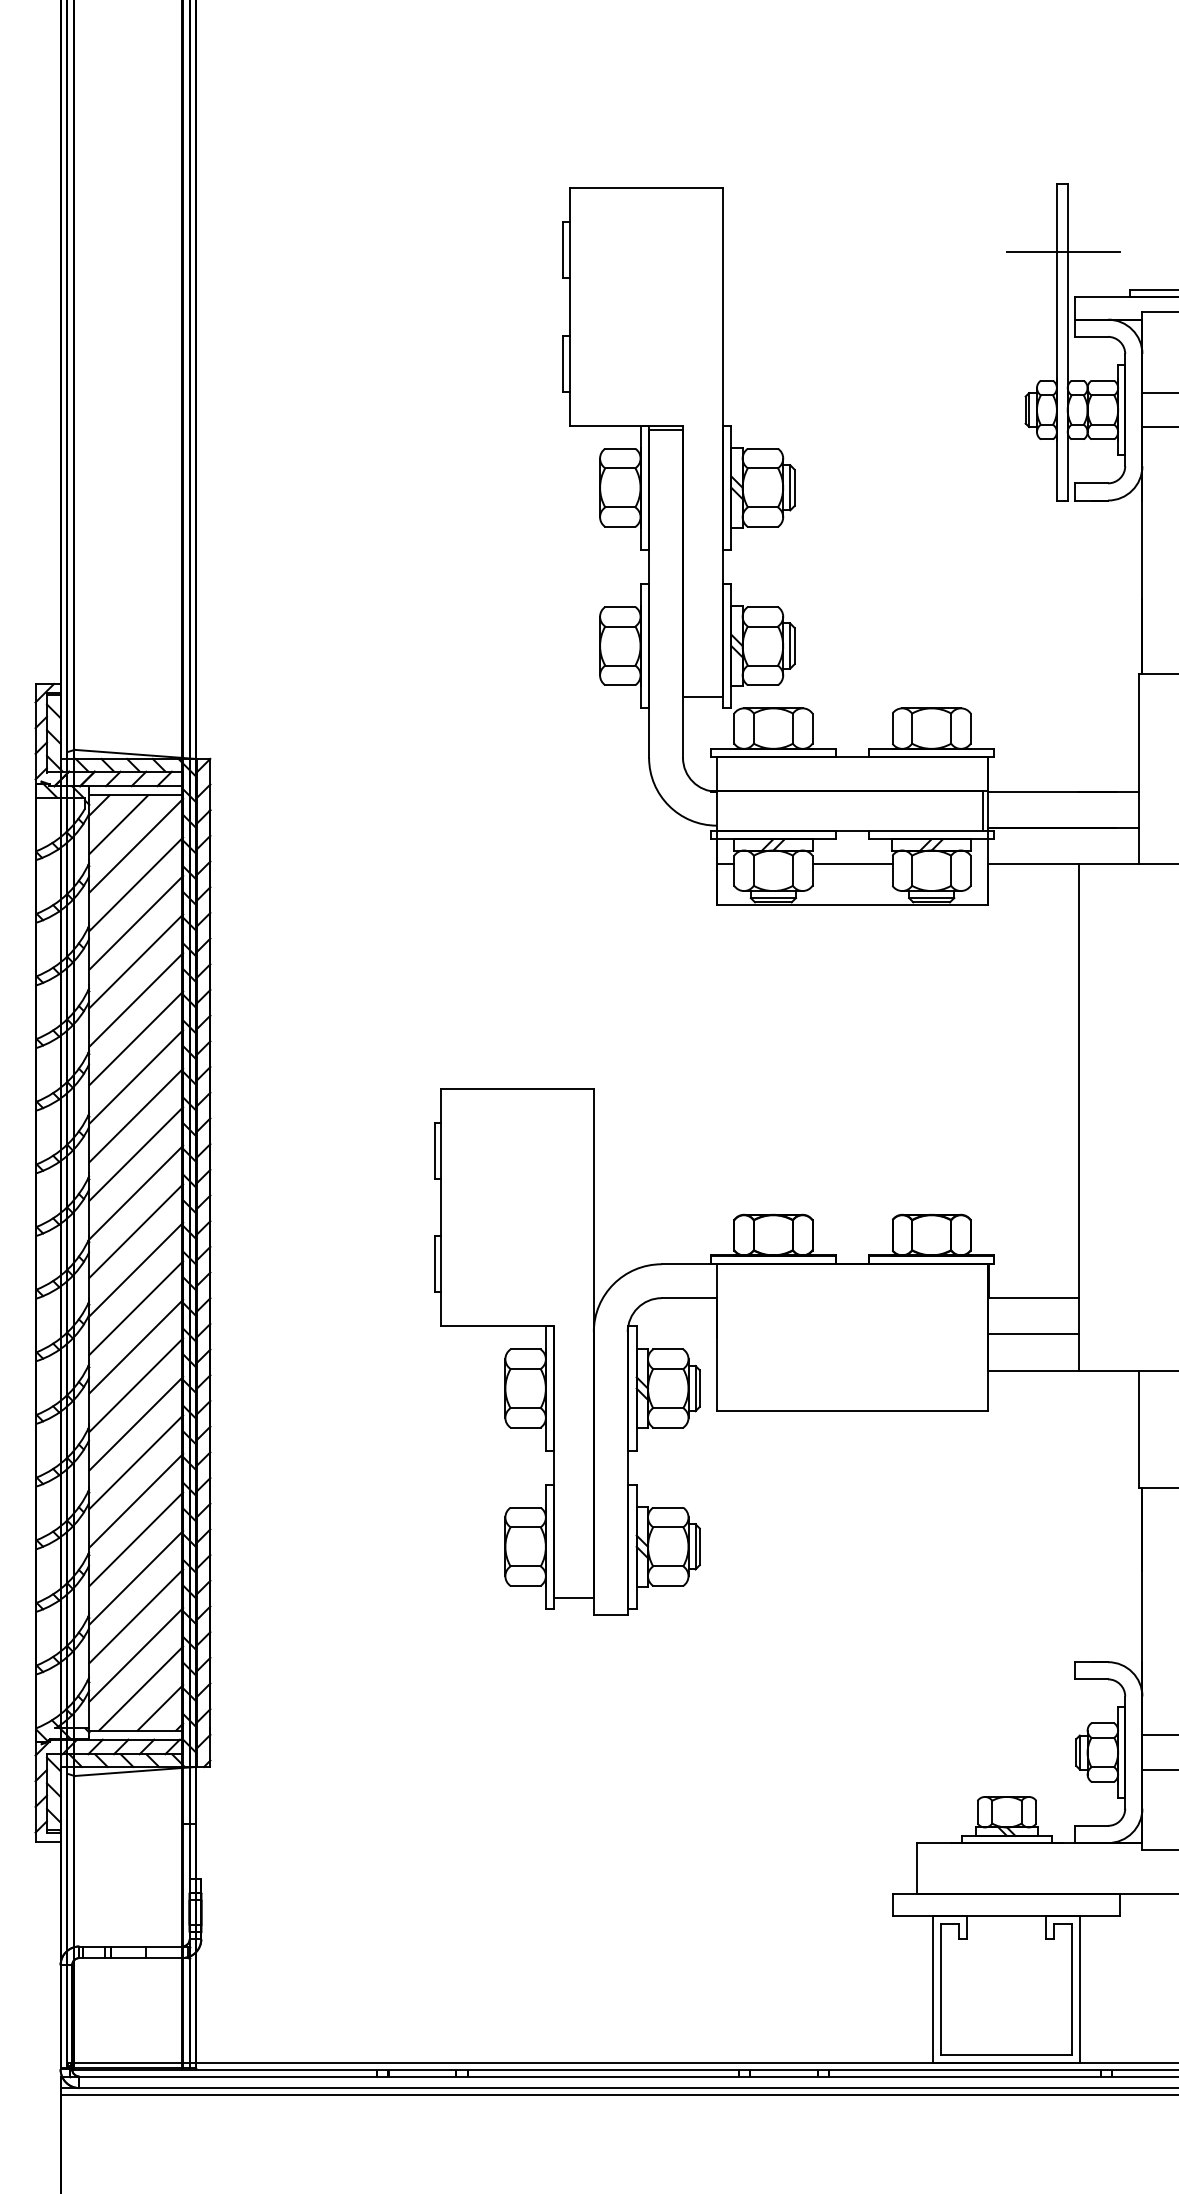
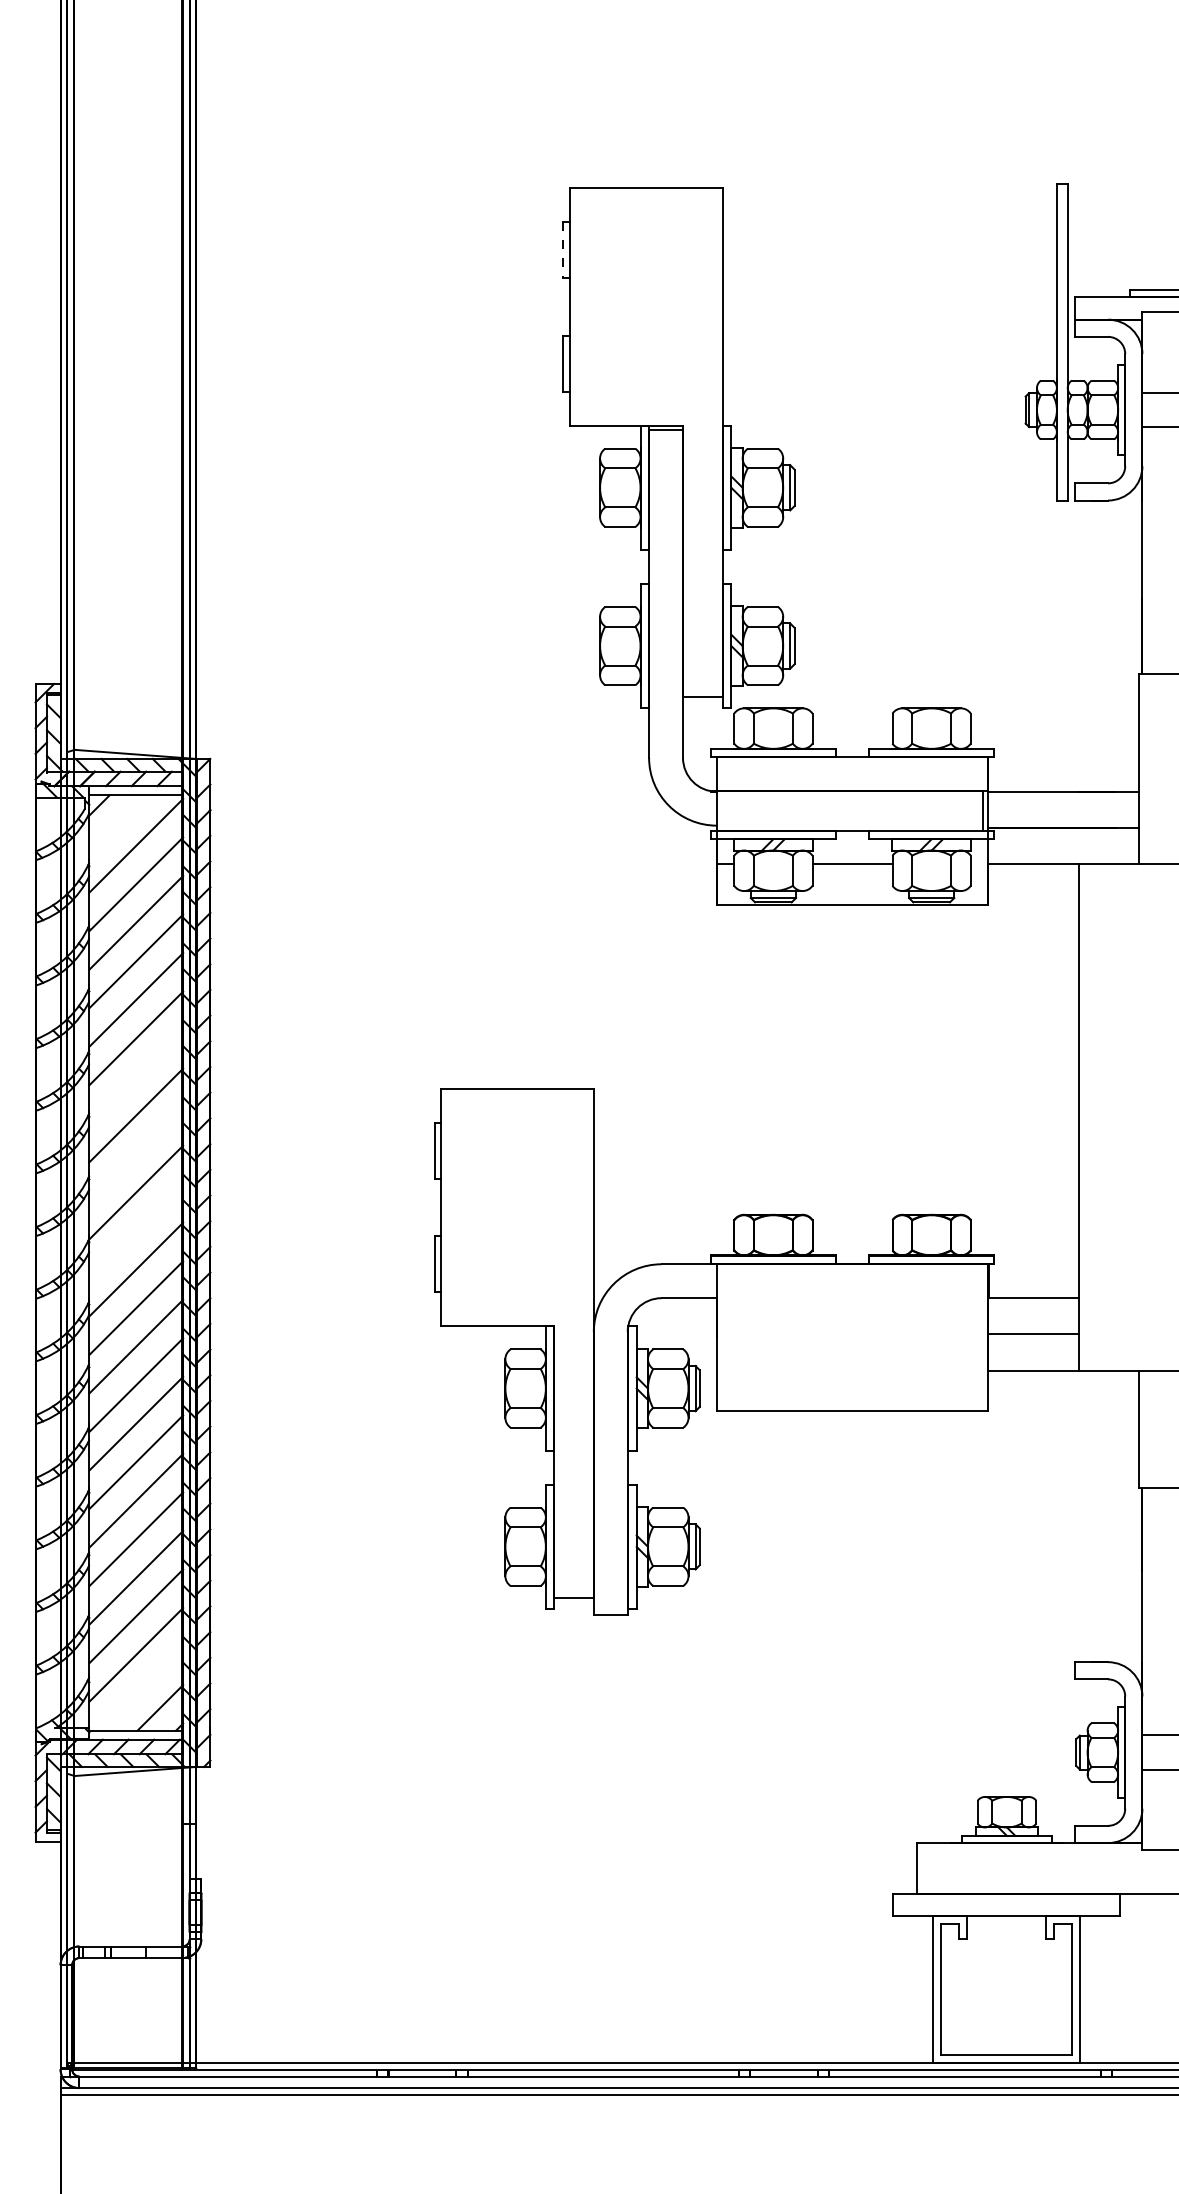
line: solid -> dashed (563, 250)
line: present -> none (1062, 251)
line: present -> none (118, 824)
line: present -> none (136, 1076)
line: present -> none (136, 1153)
line: present -> none (136, 1230)
line: present -> none (141, 1688)
